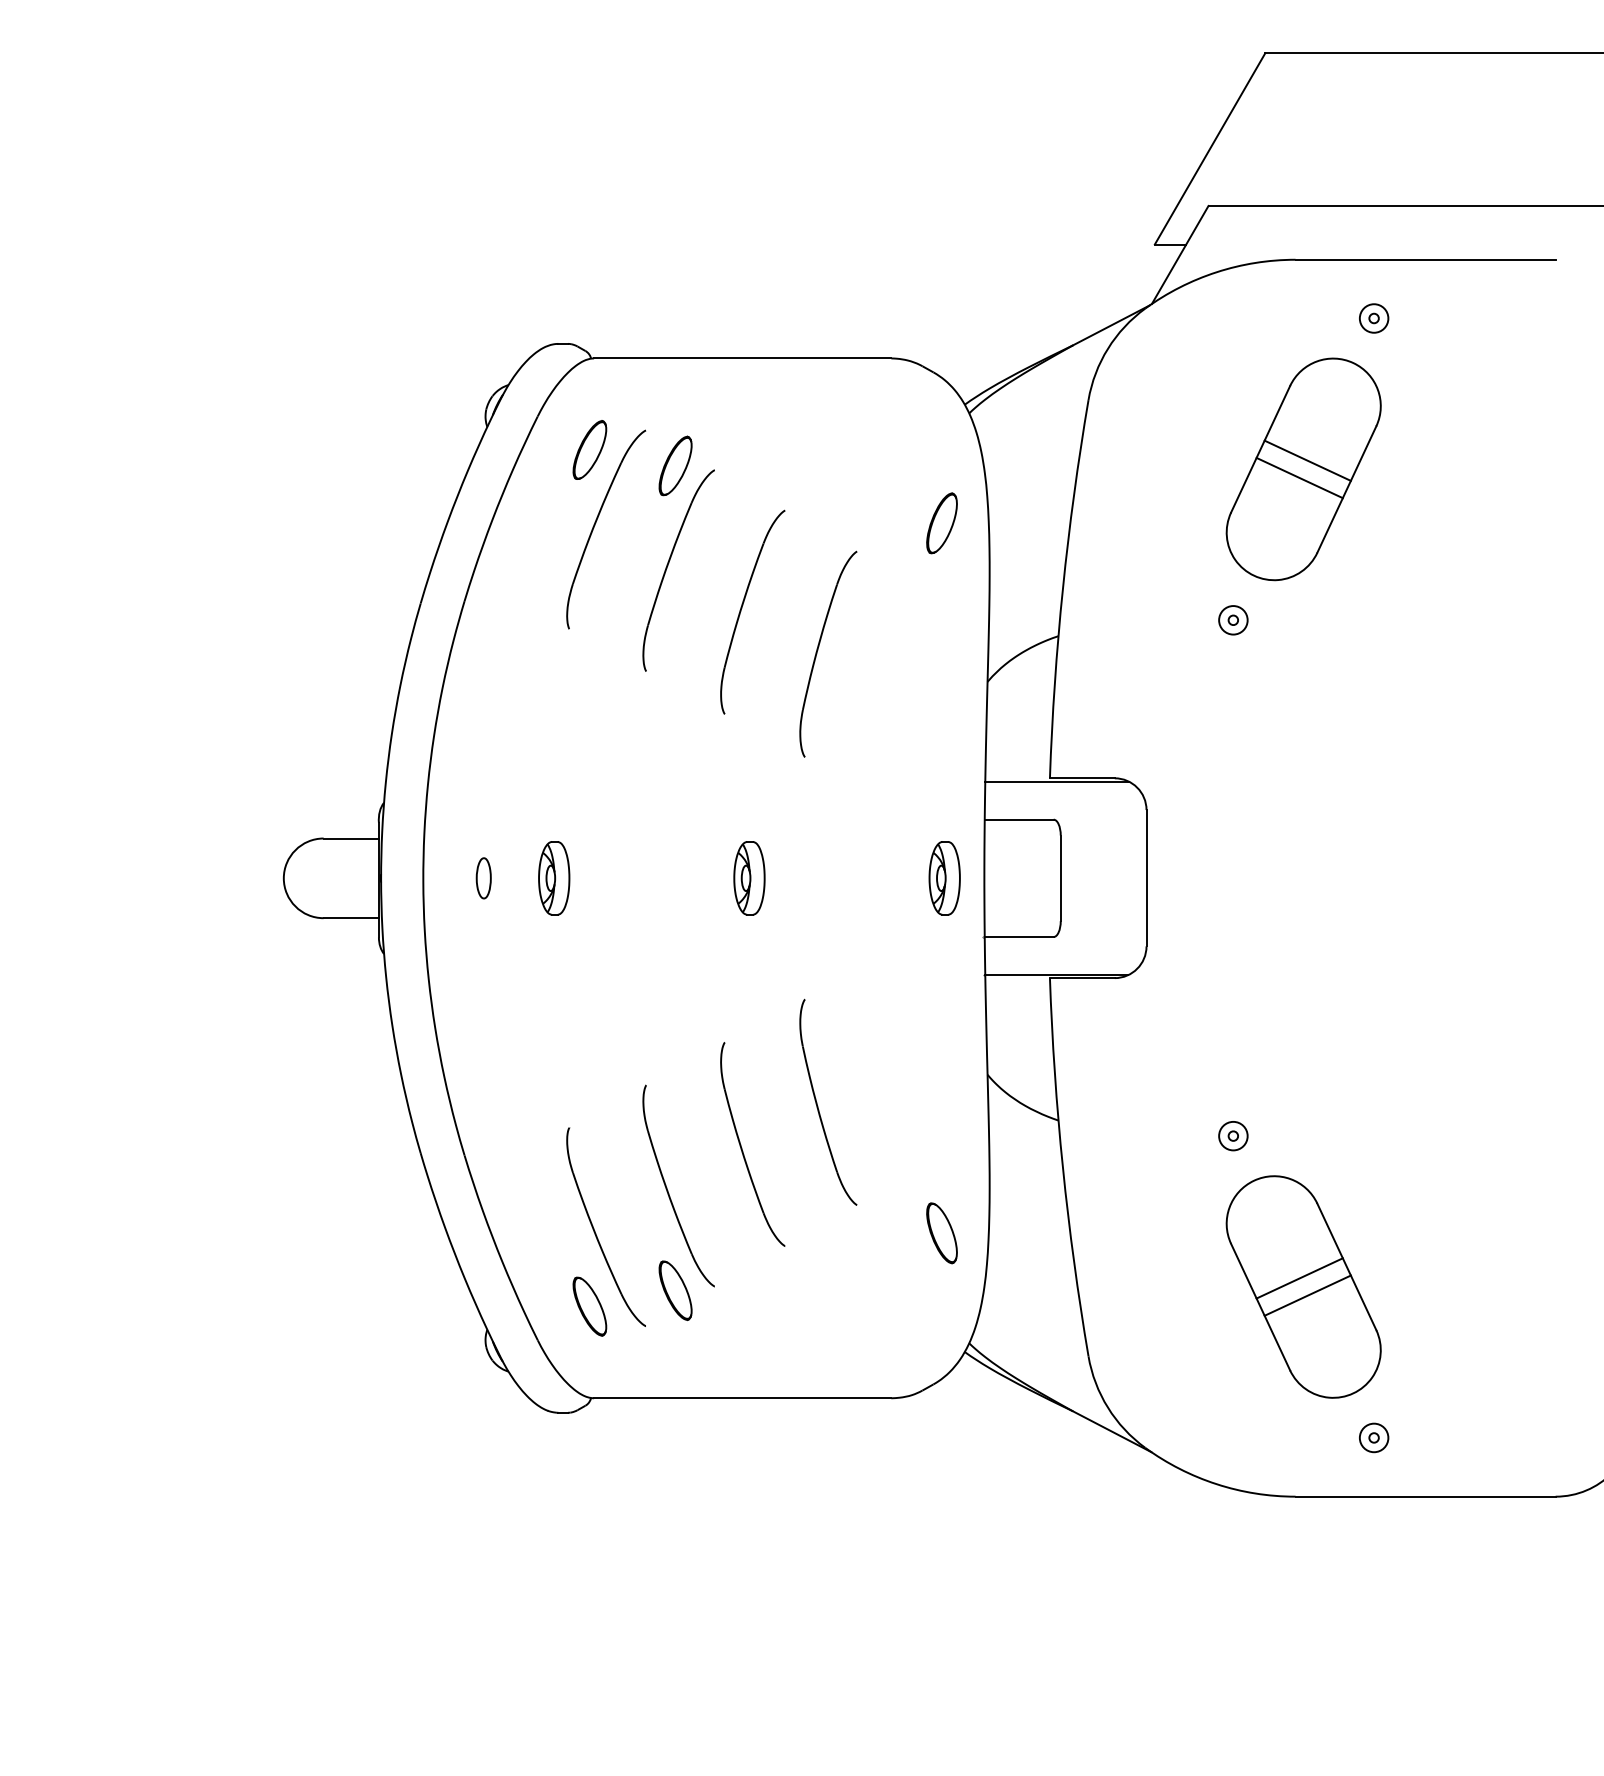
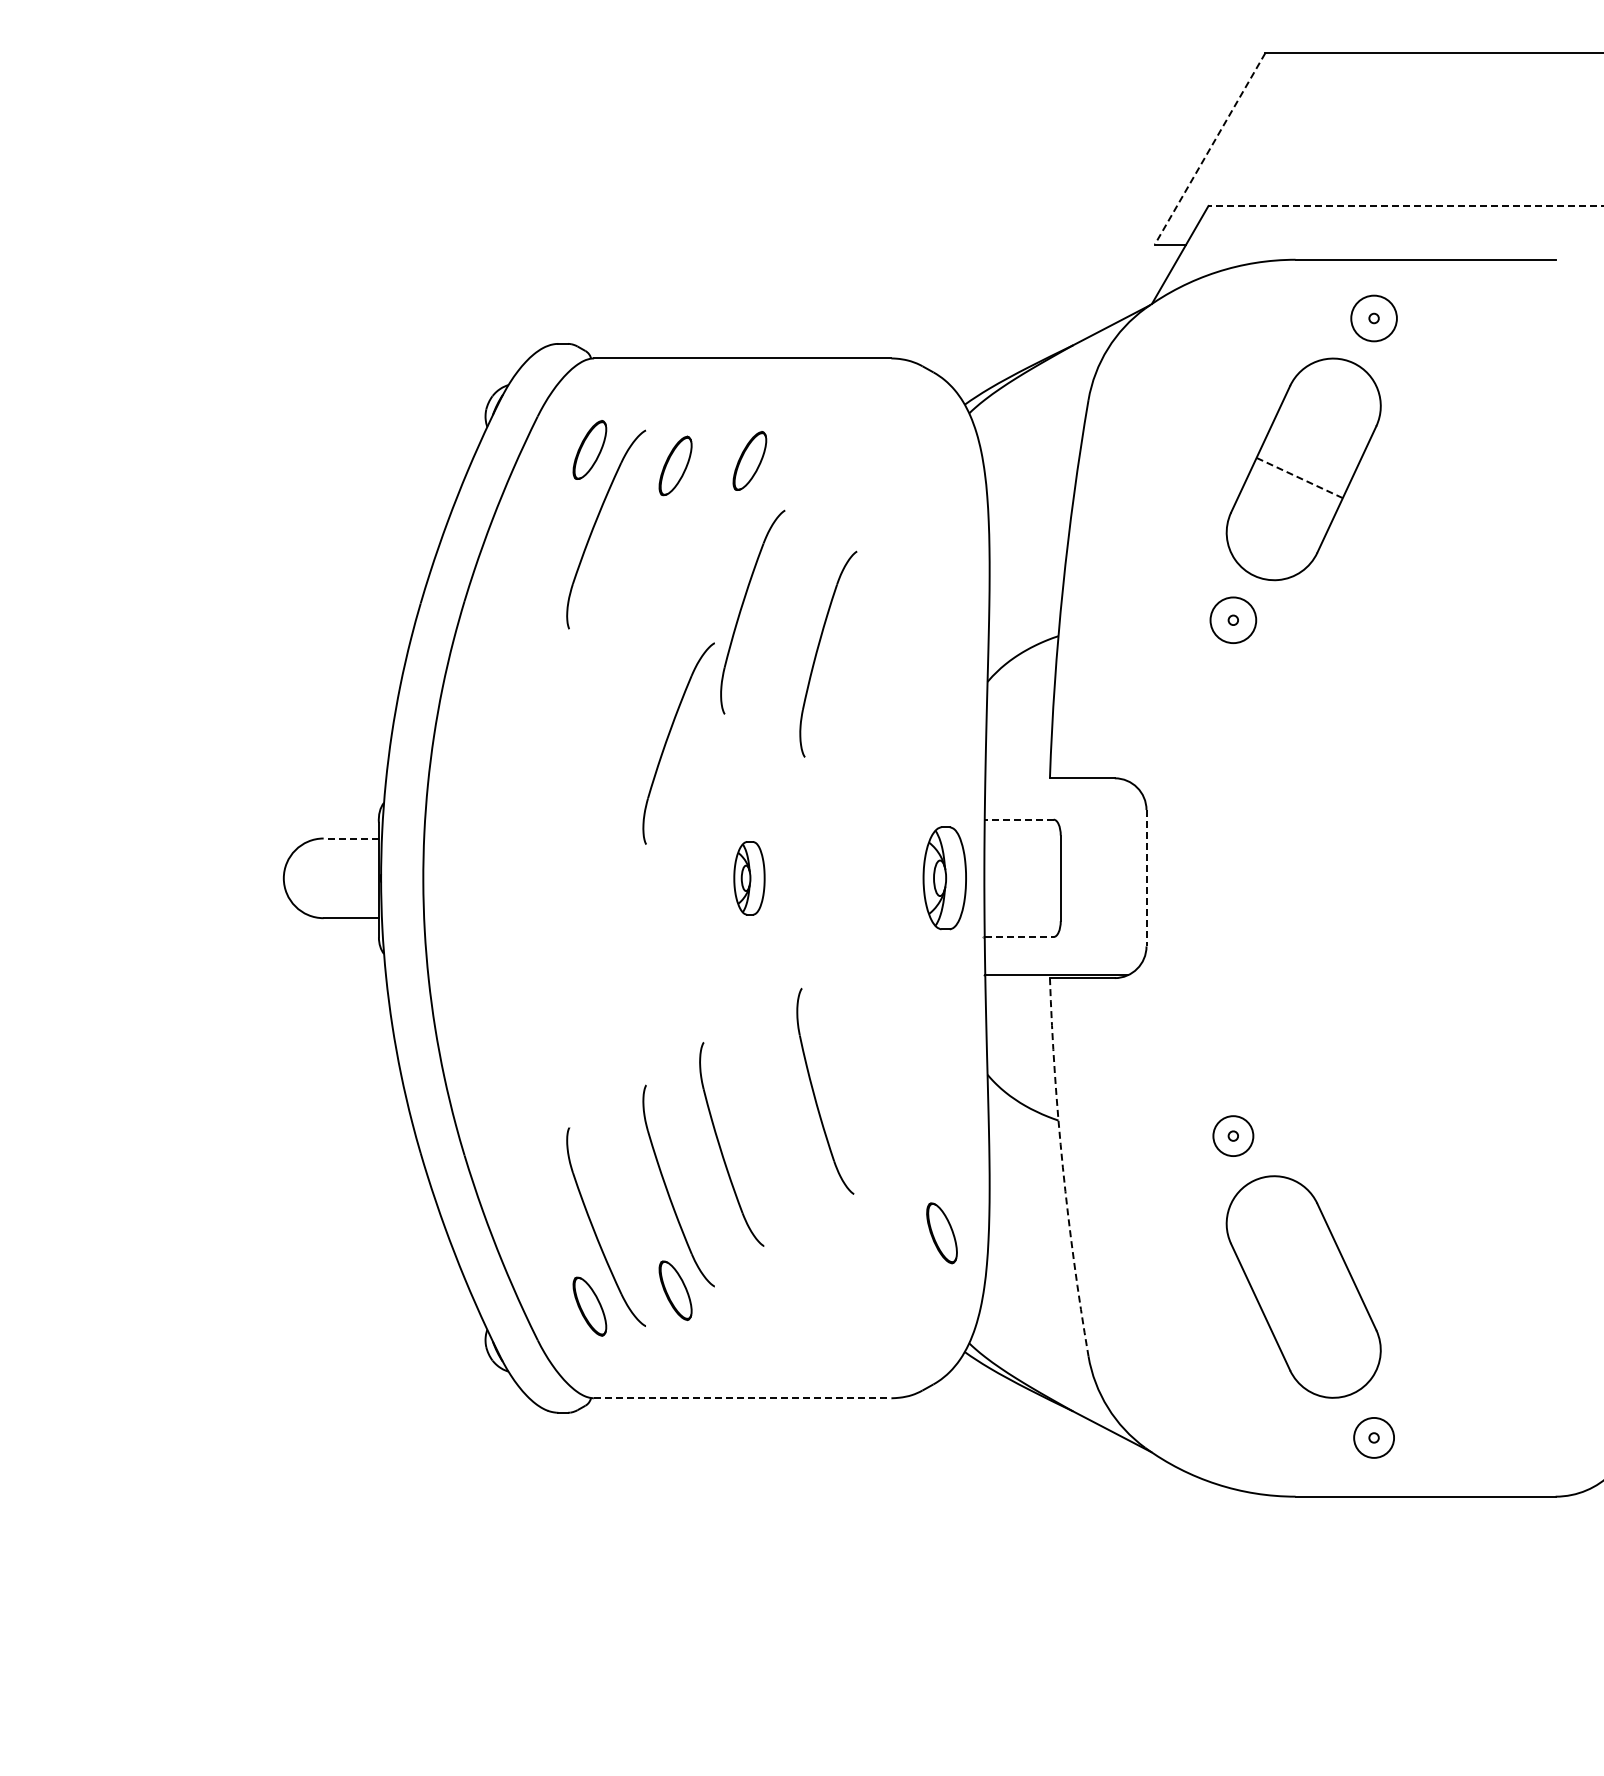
line: solid -> dashed (1209, 149)
line: solid -> dashed (1405, 205)
circle diameter: 29 px -> 46 px (1373, 318)
part: none -> present (749, 460)
line: present -> none (1307, 460)
line: solid -> dashed (1299, 478)
part: present -> none (941, 523)
part position: (668, 566) -> (668, 739) (668, 739)
circle diameter: 29 px -> 46 px (1233, 620)
line: present -> none (1056, 781)
line: solid -> dashed (1018, 819)
line: solid -> dashed (351, 838)
part: present -> none (483, 878)
part: present -> none (554, 878)
part size: 33x75 px -> 45x105 px (944, 878)
line: solid -> dashed (1146, 878)
line: solid -> dashed (1019, 937)
part position: (817, 1102) -> (814, 1091) (814, 1091)
circle diameter: 29 px -> 40 px (1233, 1136)
part position: (742, 1147) -> (721, 1147) (721, 1147)
arc: solid -> dashed (1062, 1167)
line: present -> none (1299, 1278)
line: present -> none (1307, 1295)
line: solid -> dashed (742, 1398)
circle diameter: 29 px -> 40 px (1374, 1437)
